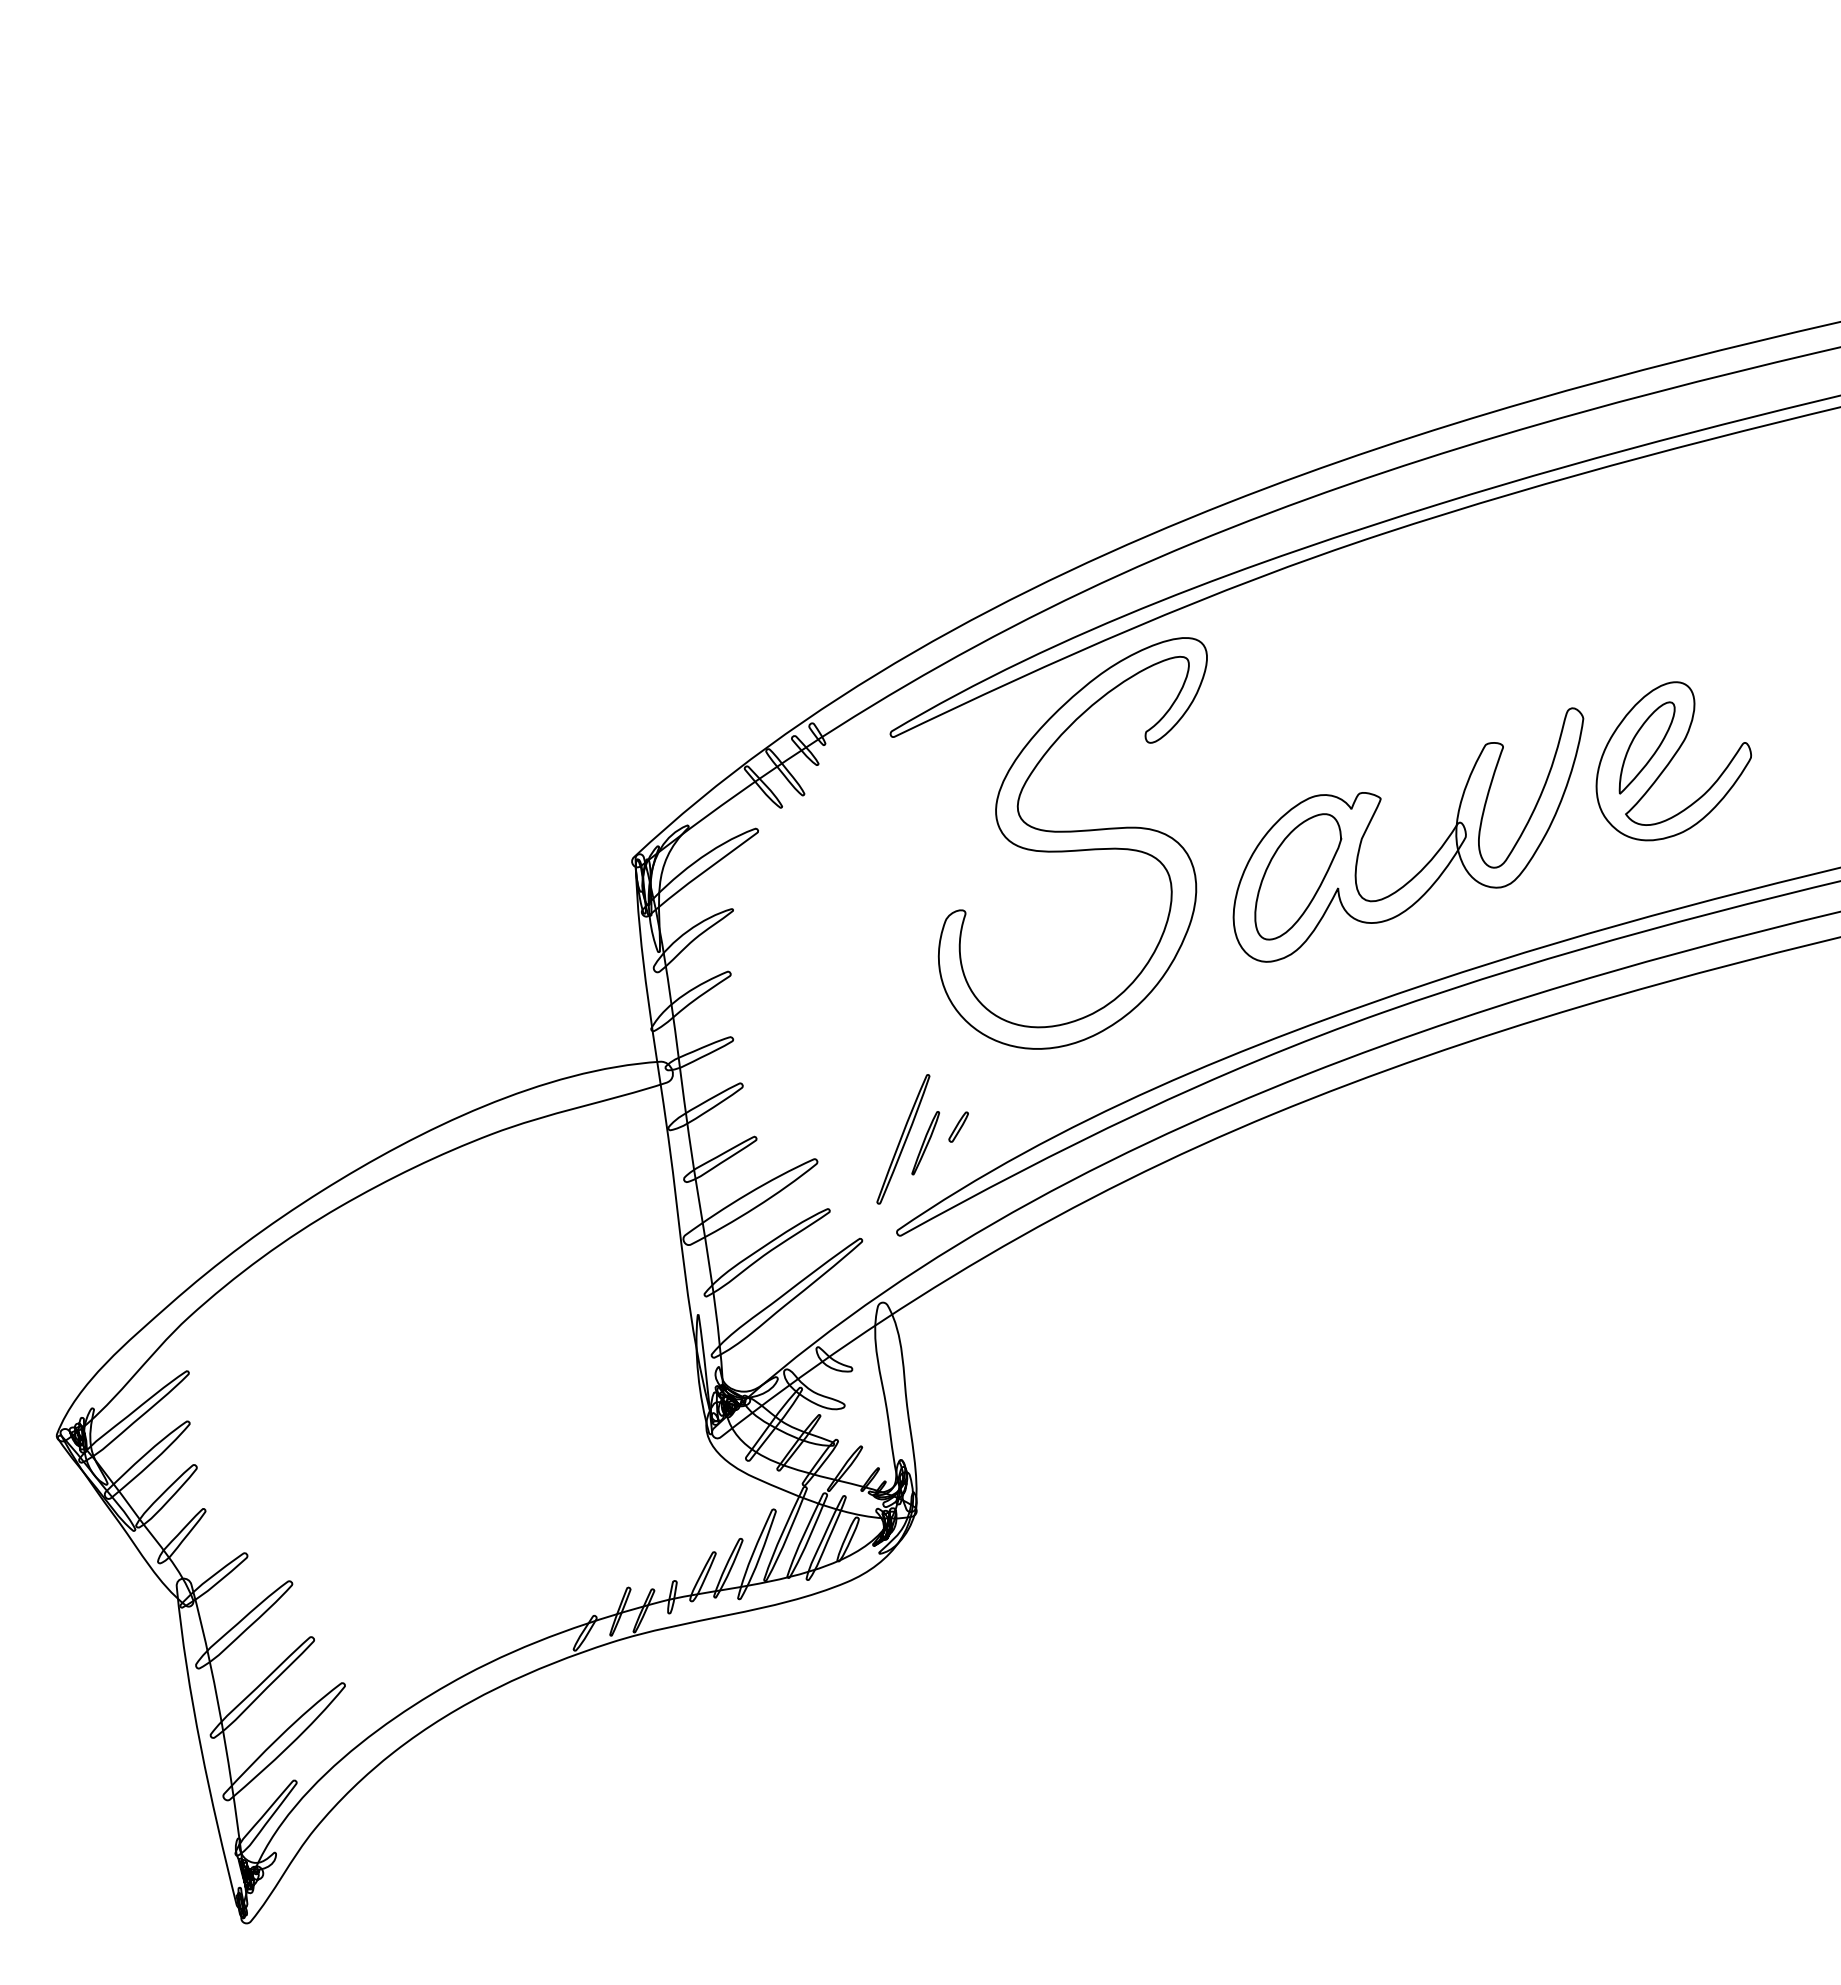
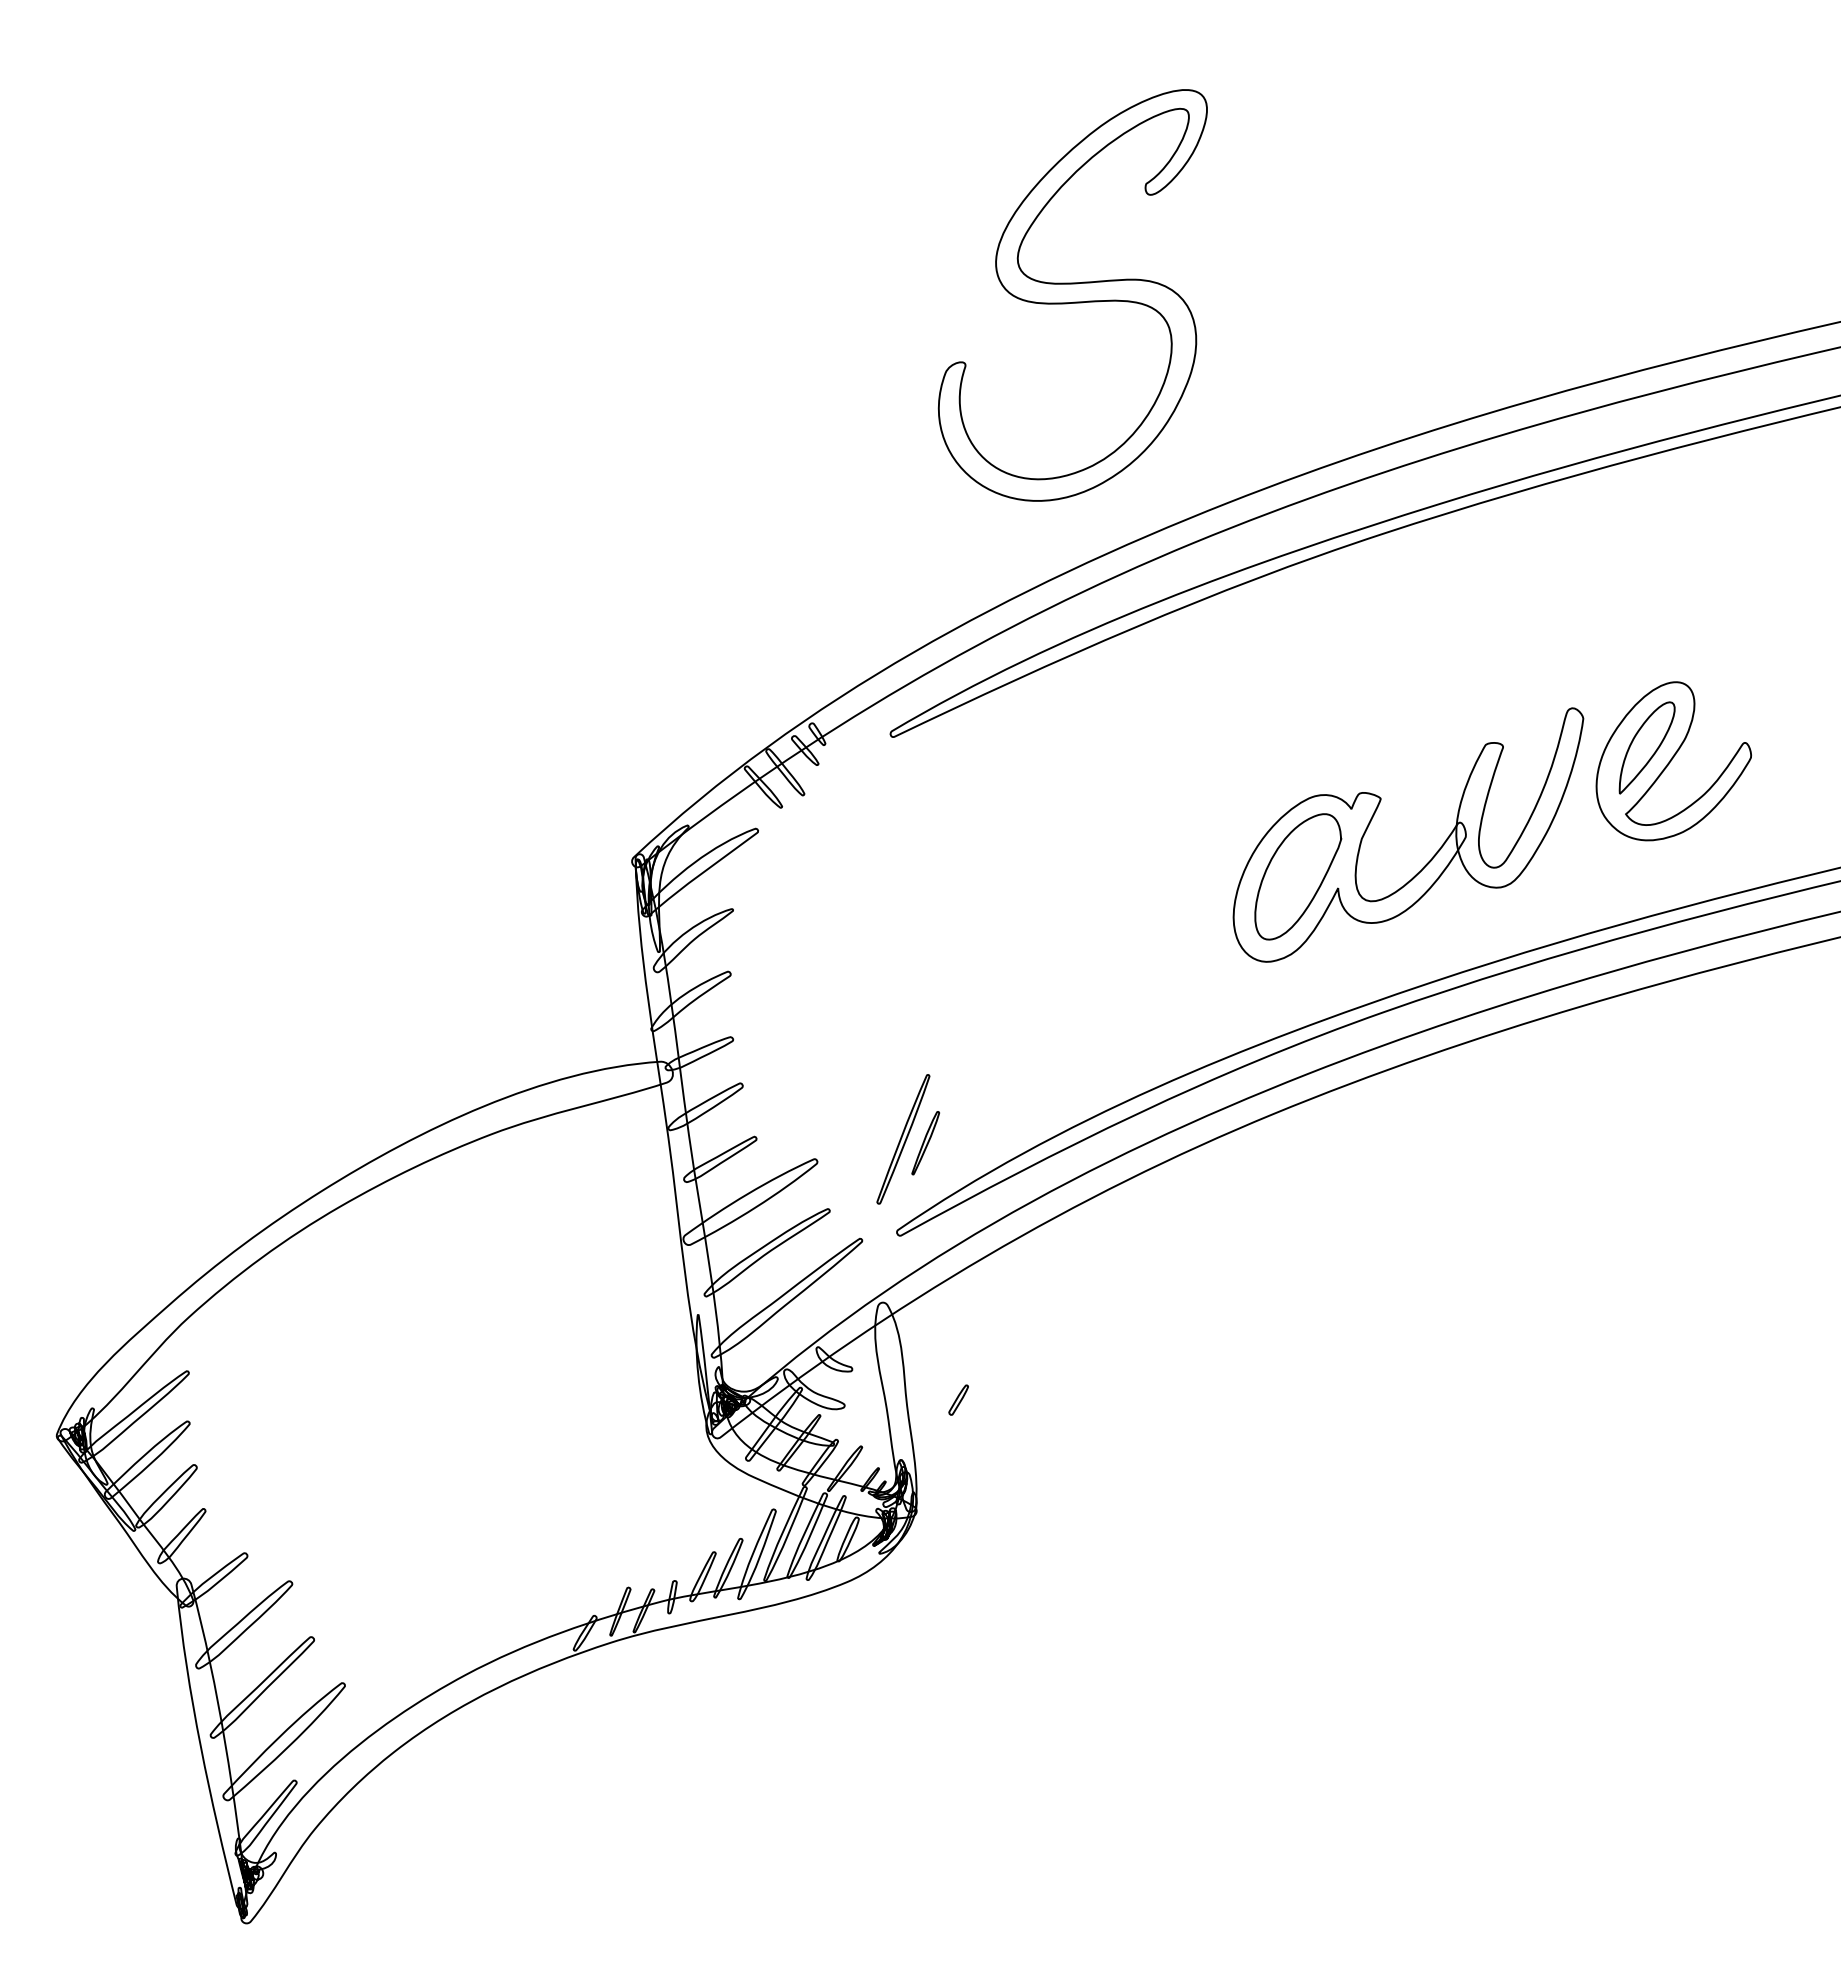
part position: (1072, 843) -> (1072, 295) (1072, 295)
part position: (958, 1126) -> (958, 1399) (958, 1399)
